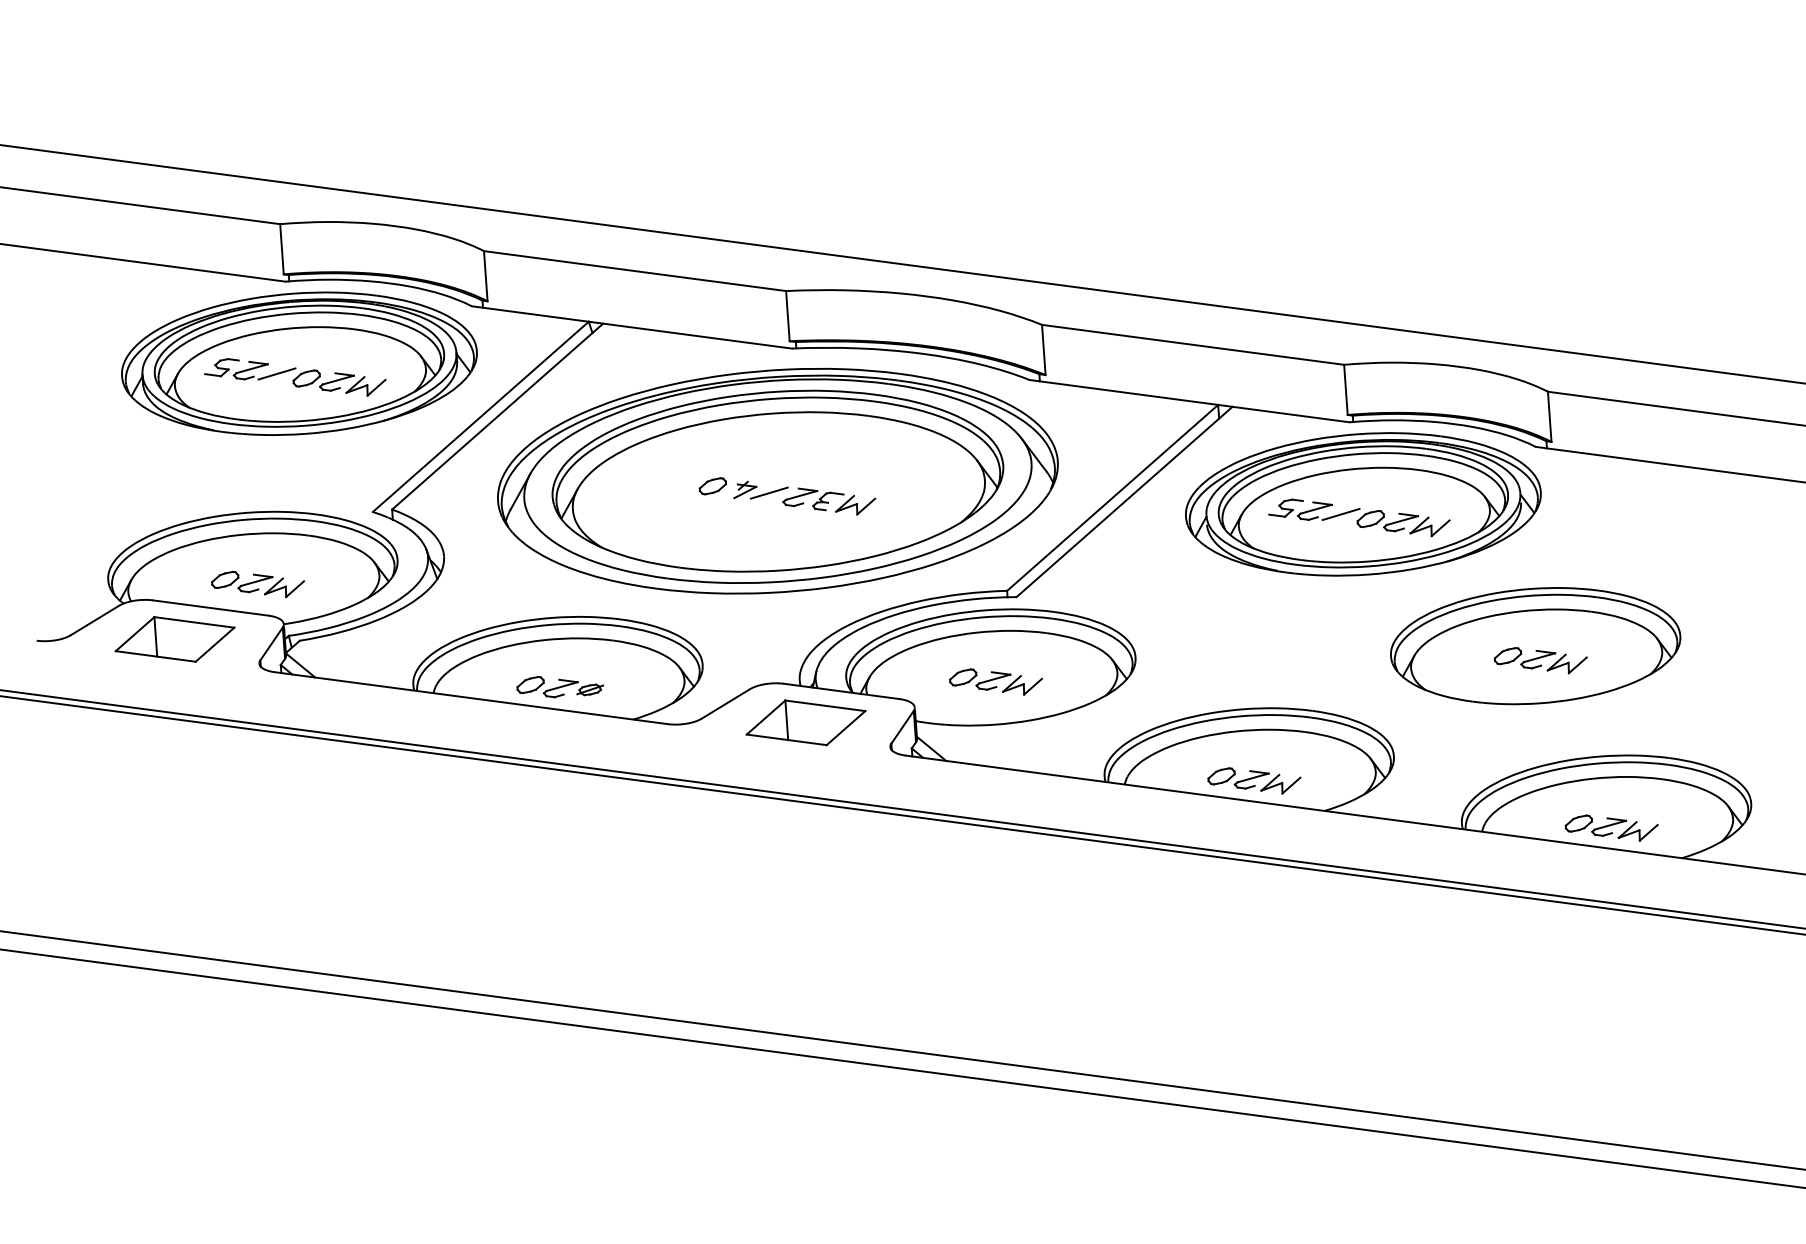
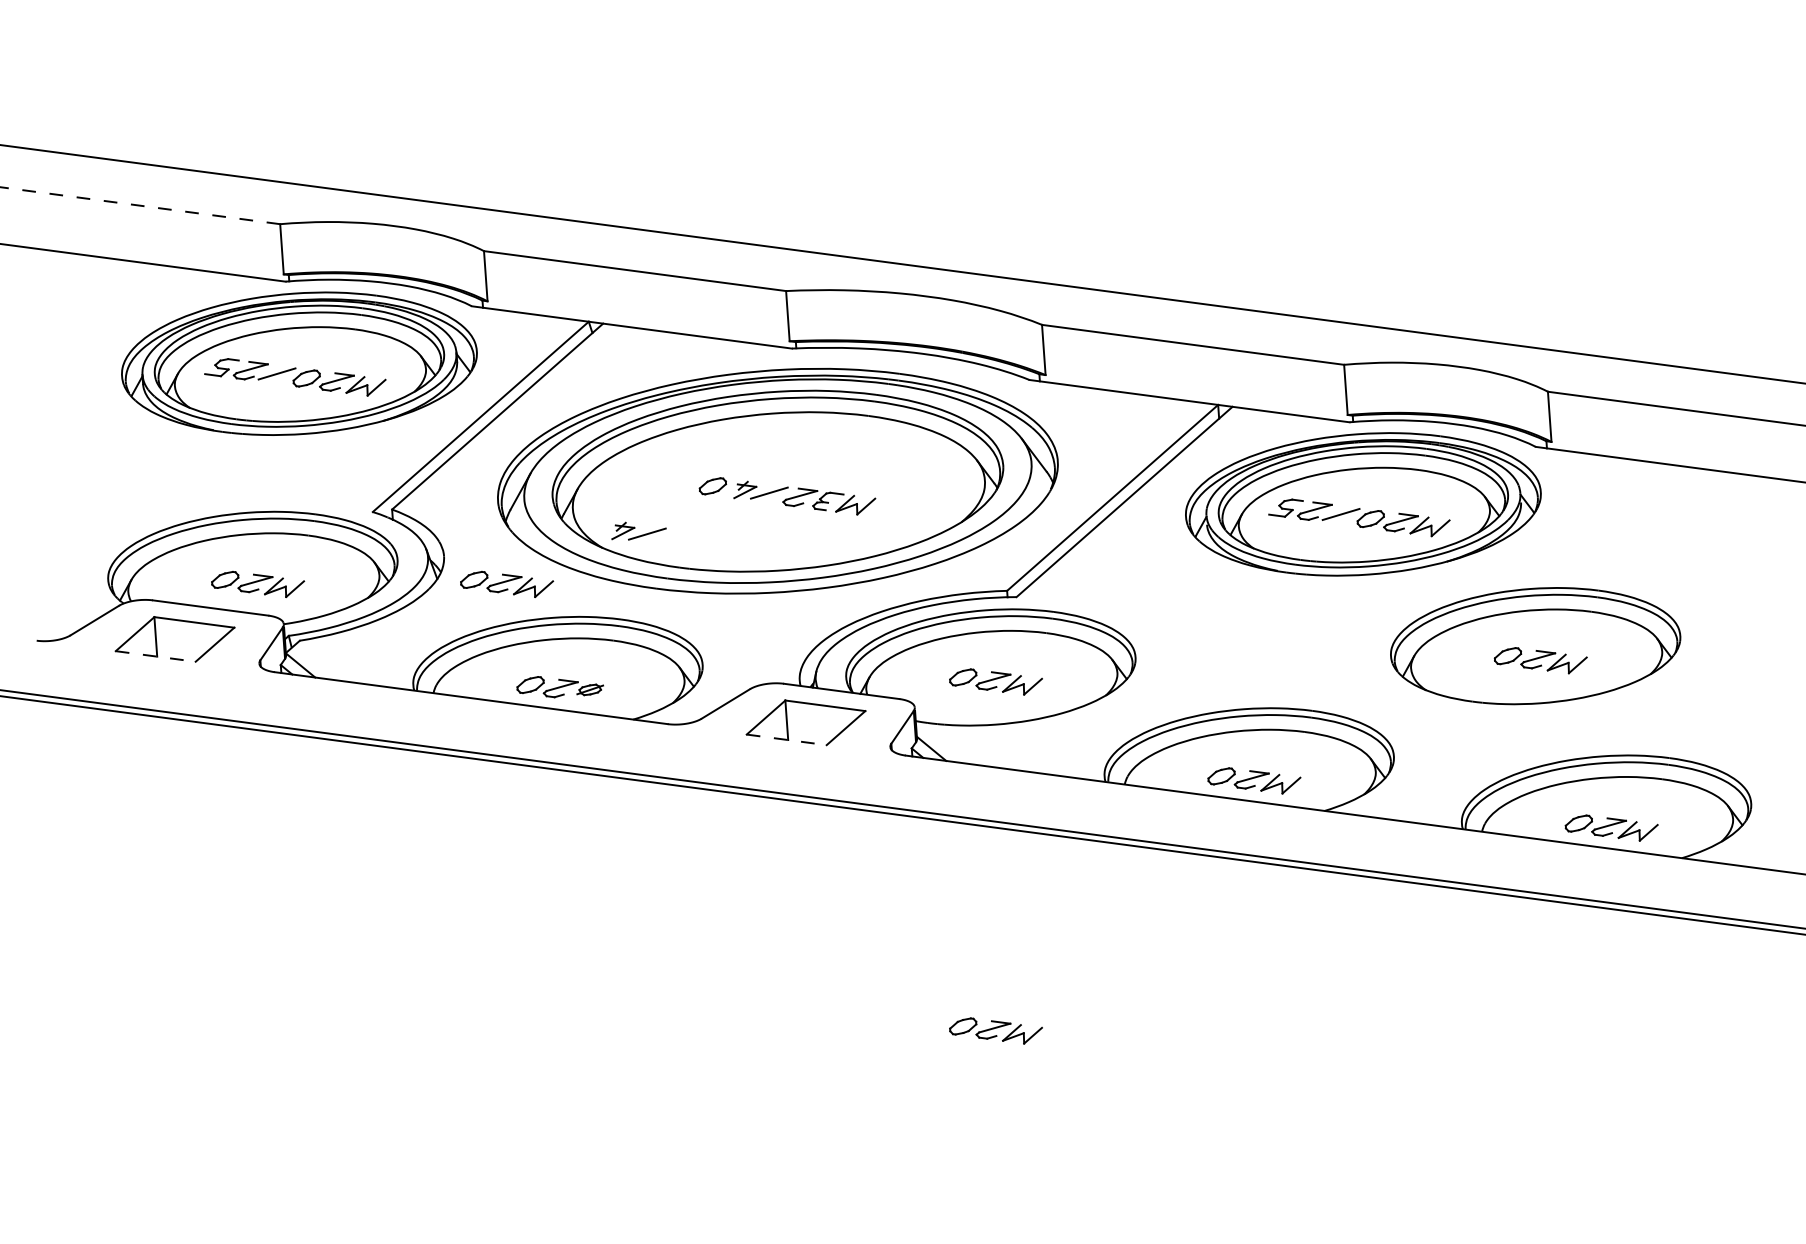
line: solid -> dashed (140, 205)
part: none -> present (638, 530)
part: none -> present (507, 583)
line: solid -> dashed (156, 656)
line: solid -> dashed (787, 739)
part: none -> present (995, 1030)
line: present -> none (902, 1050)
line: present -> none (902, 1068)
